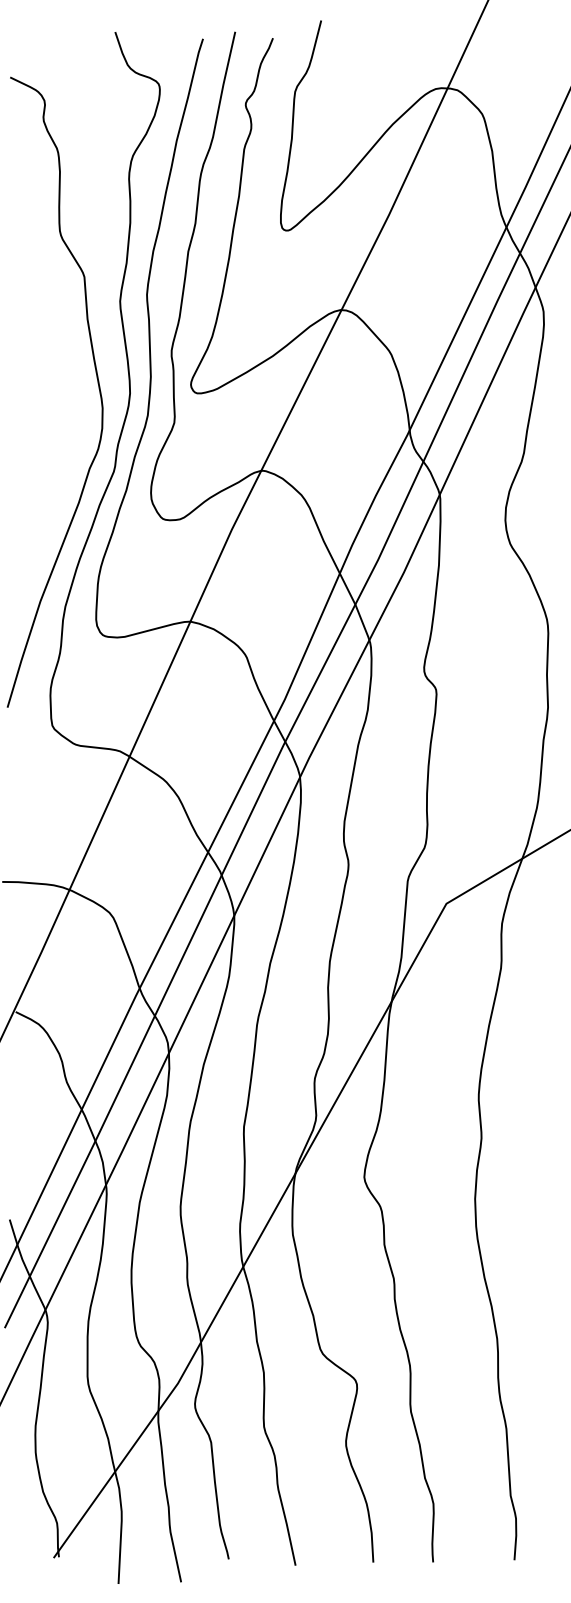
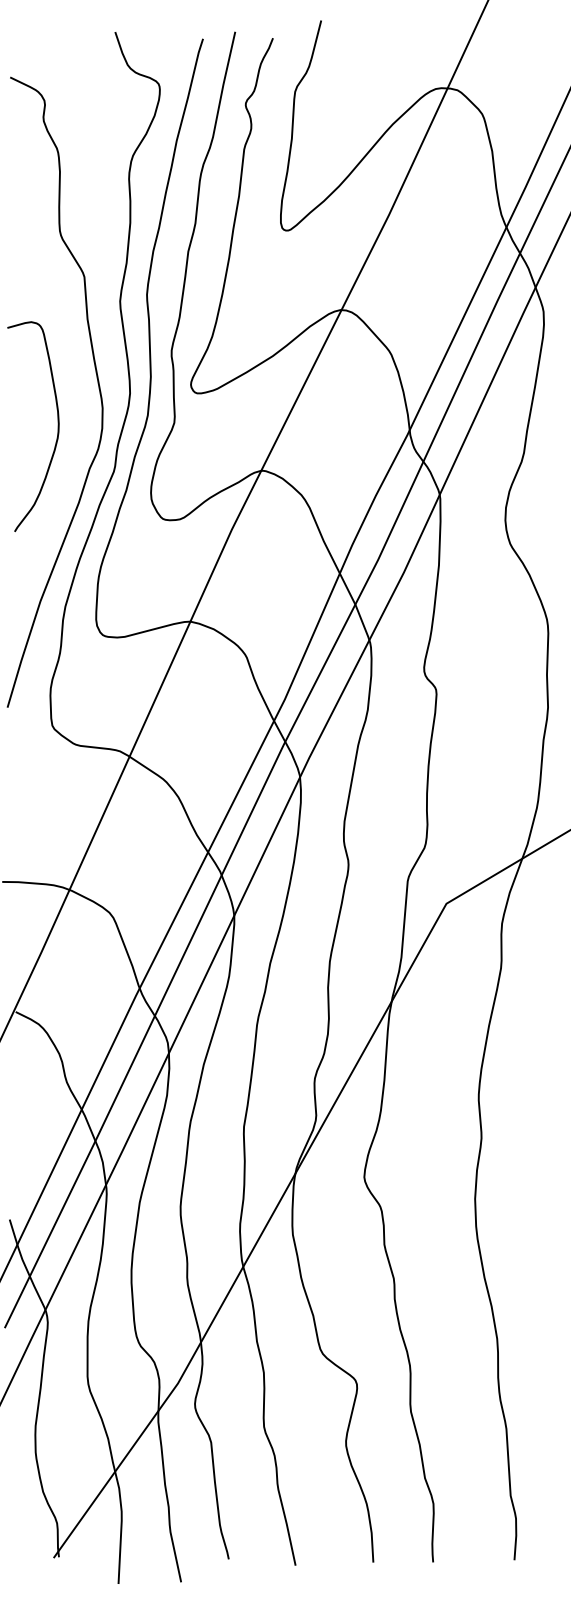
curve: none -> present (57, 426)
